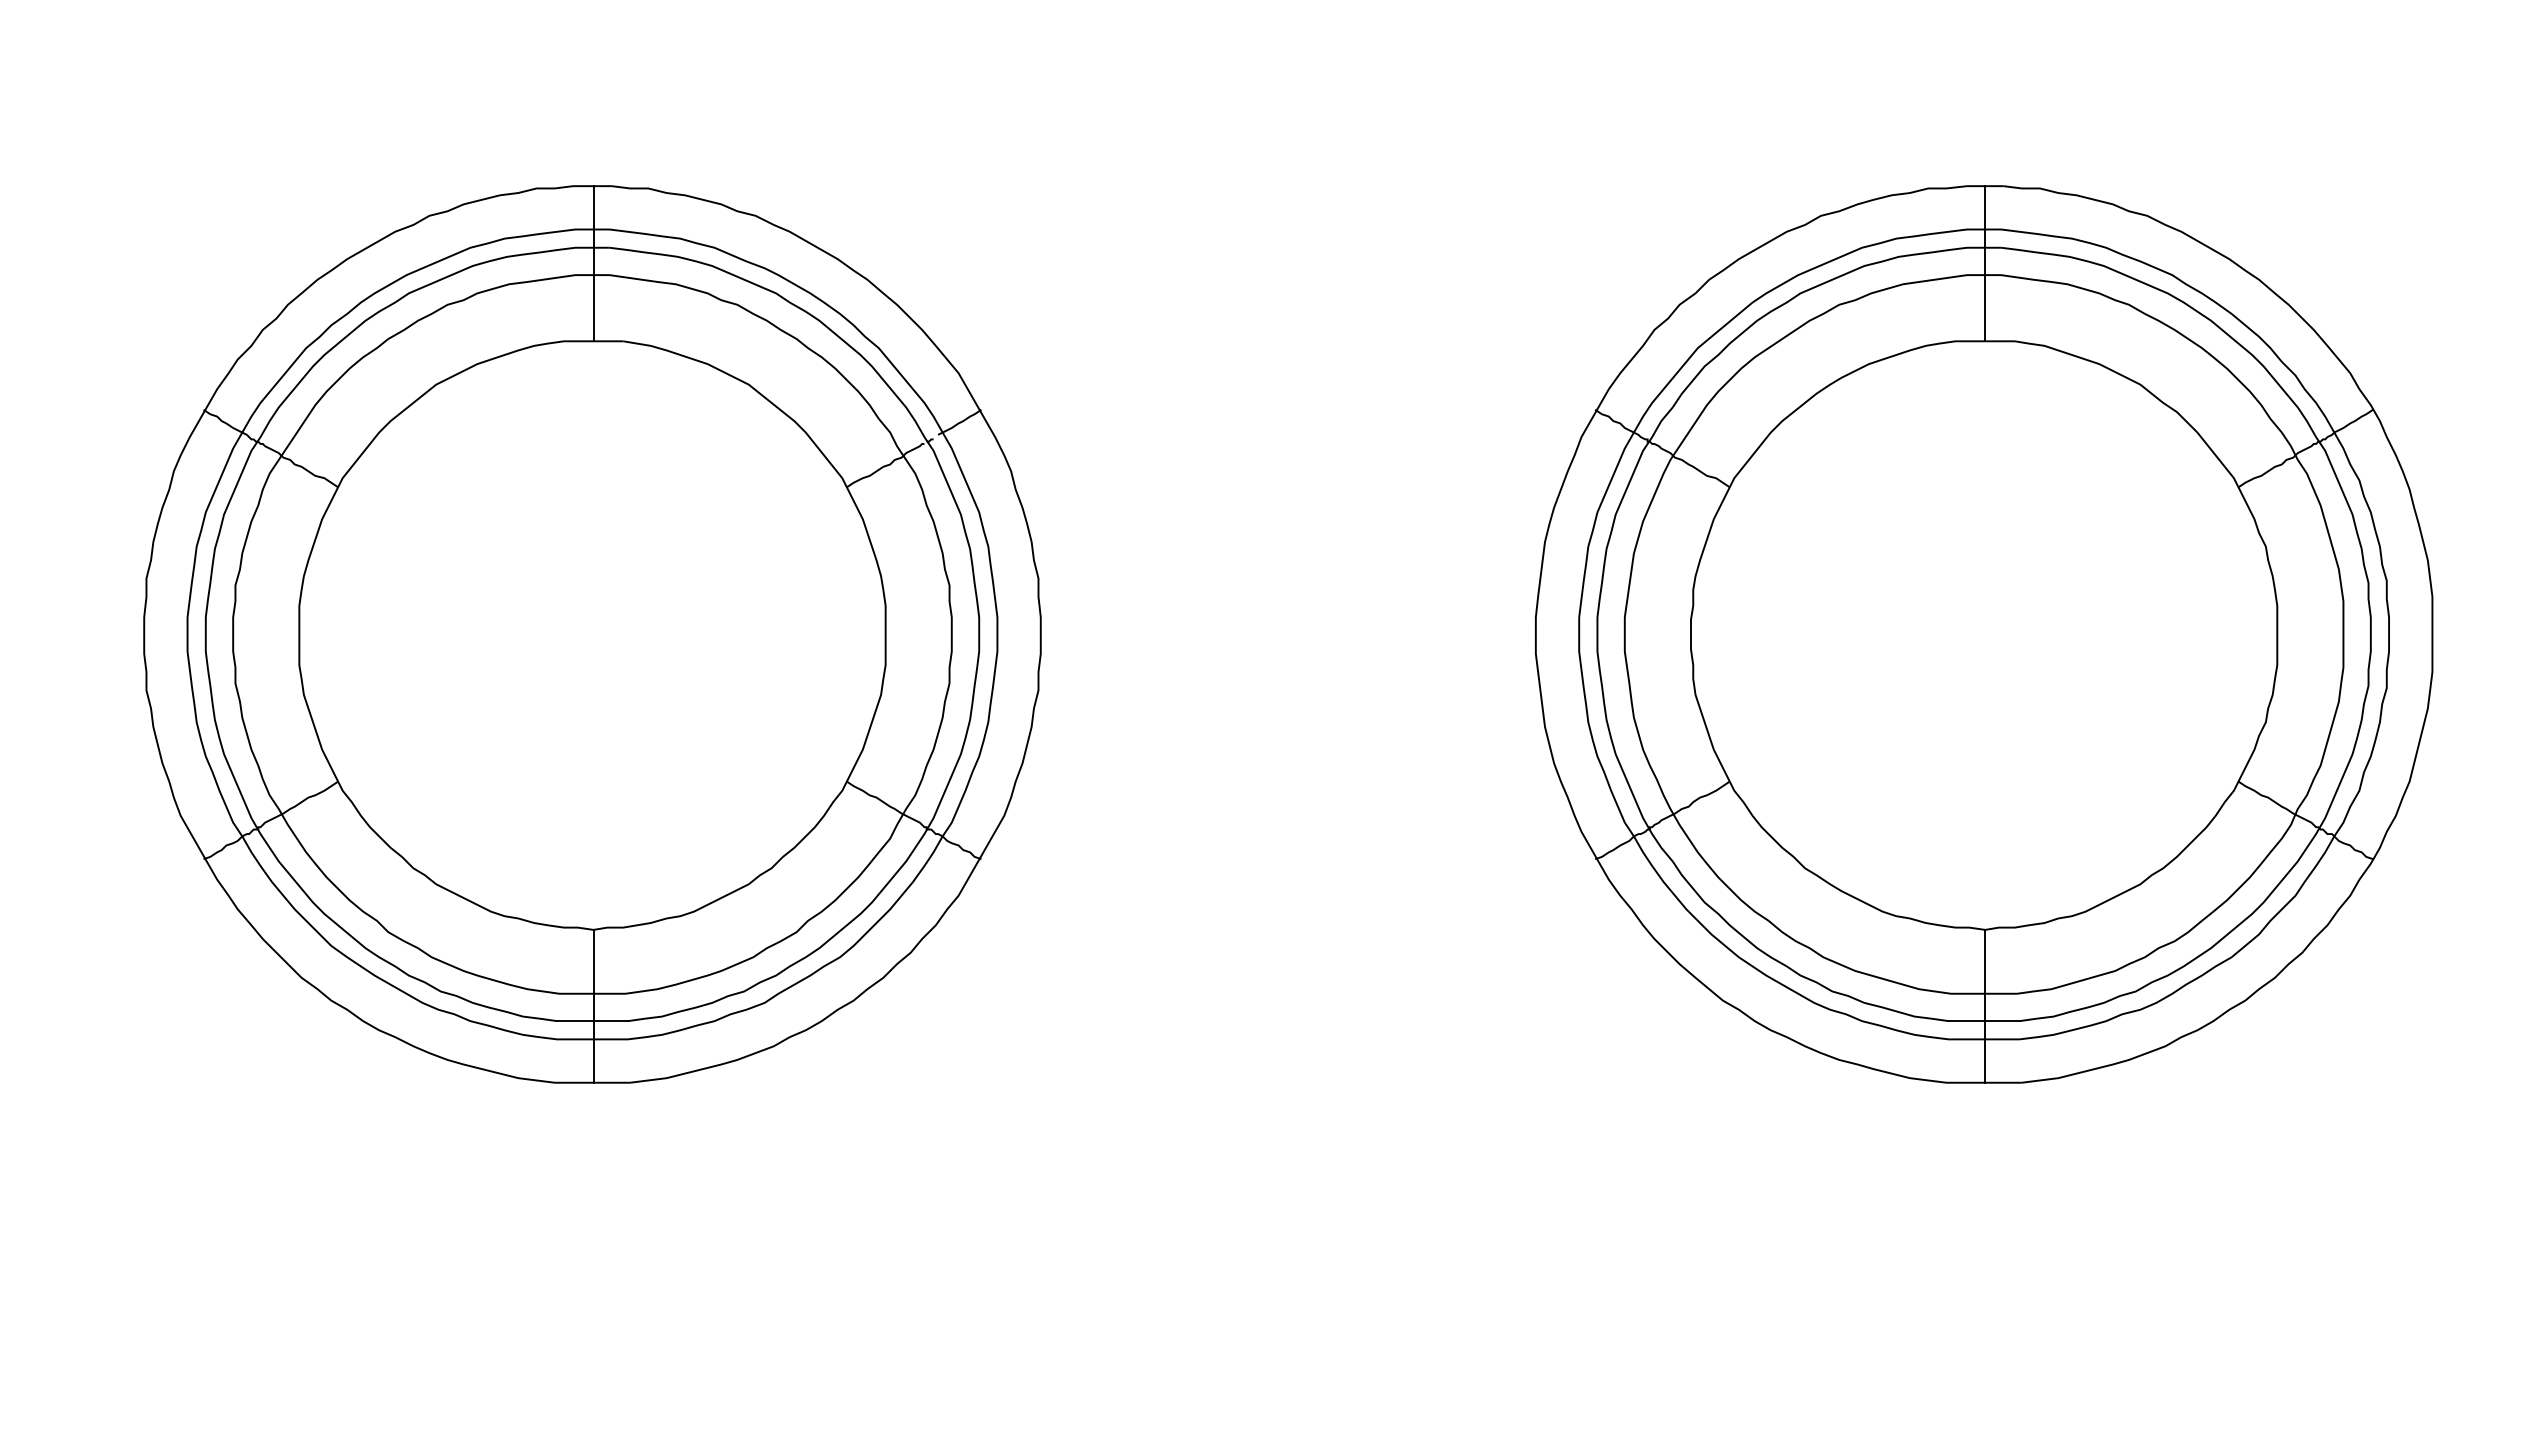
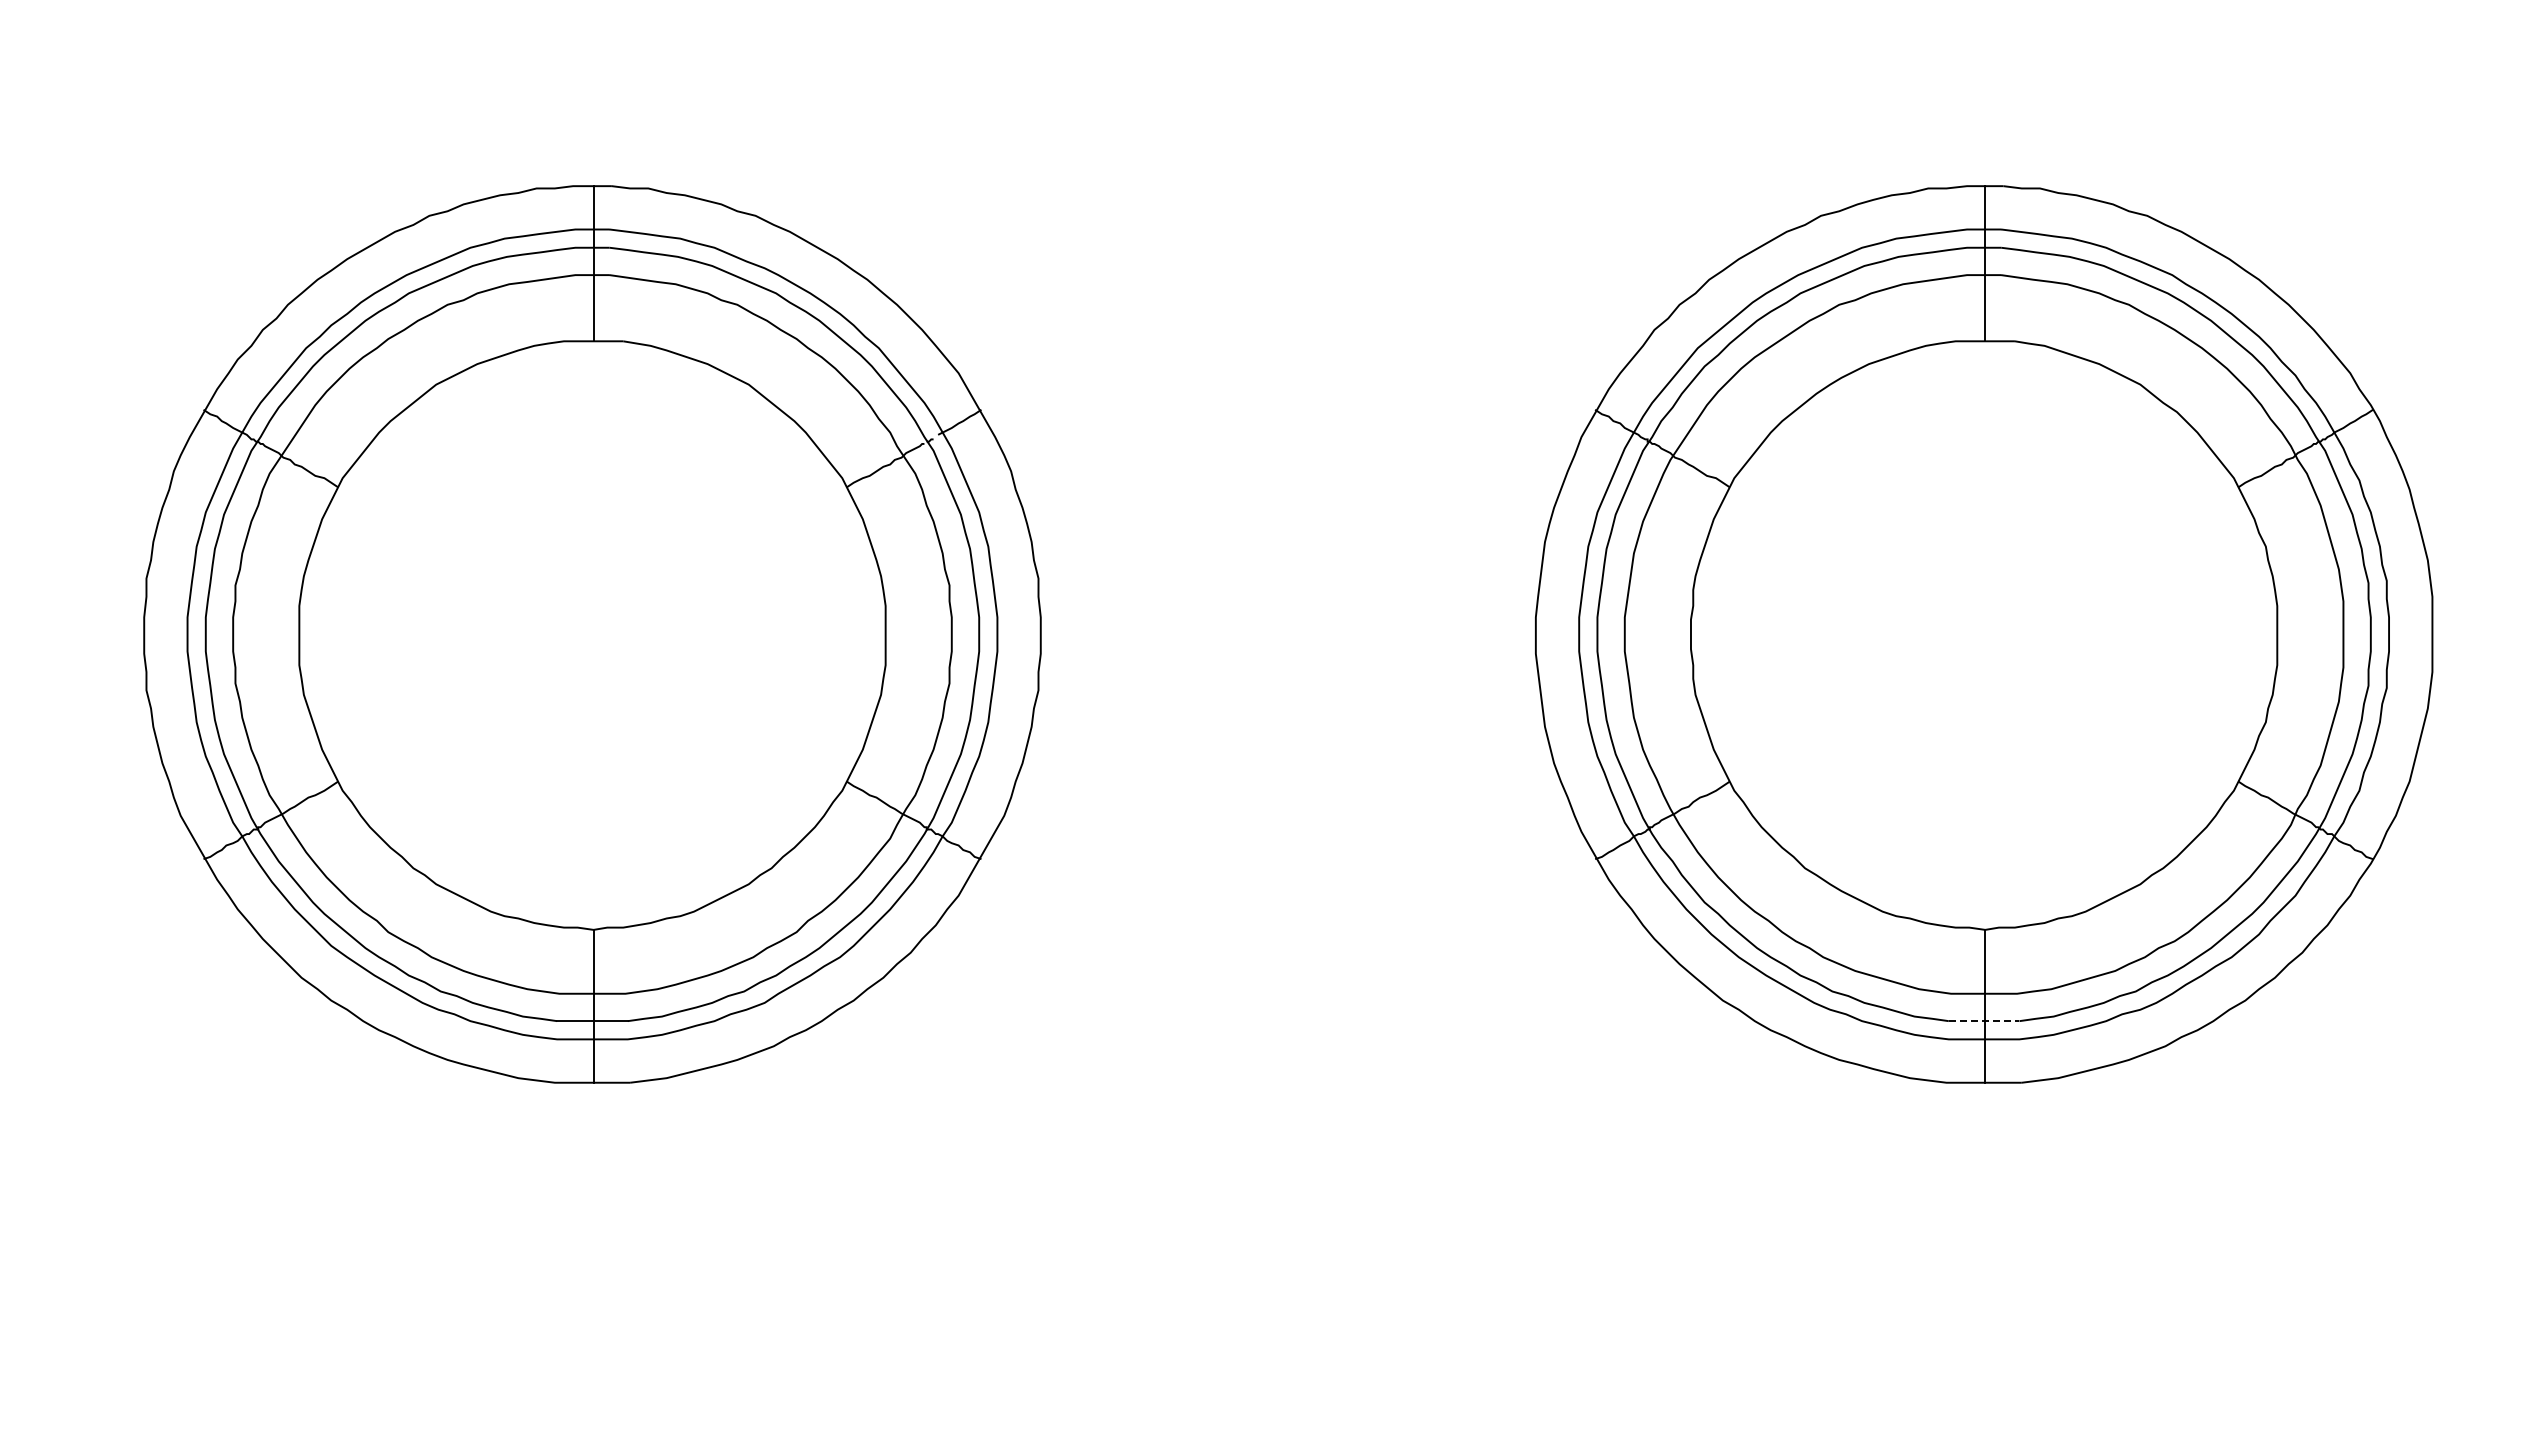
line: solid -> dashed (1984, 1021)
